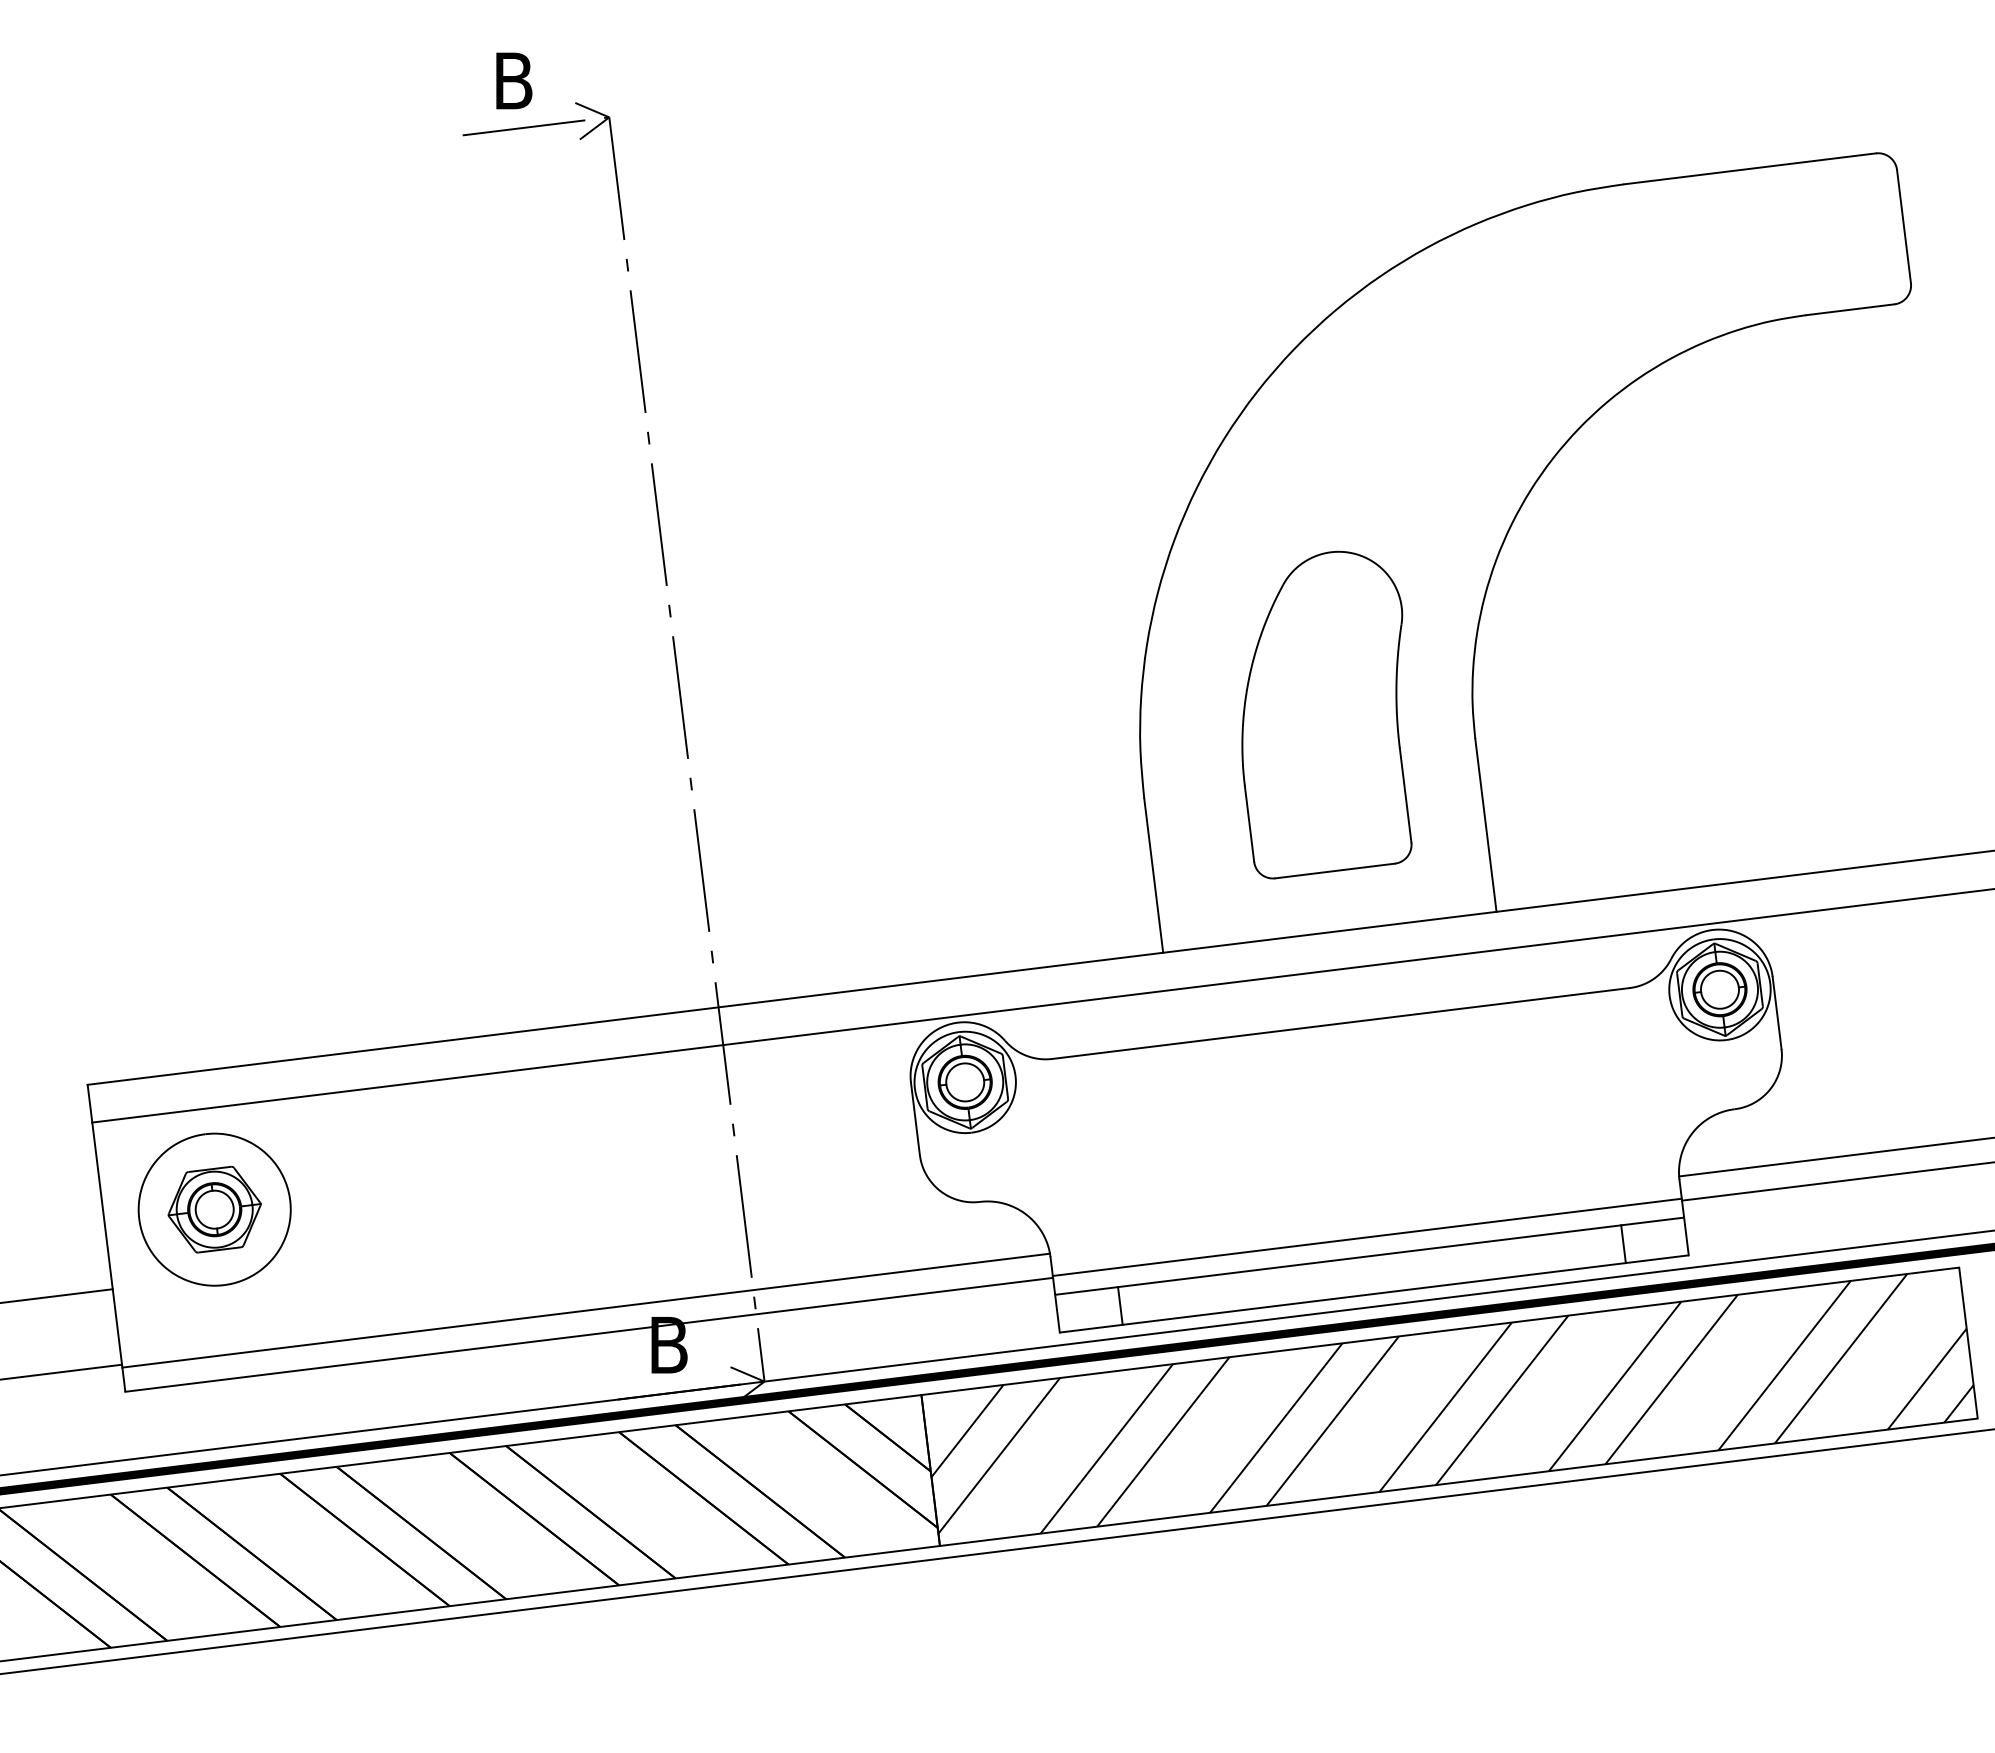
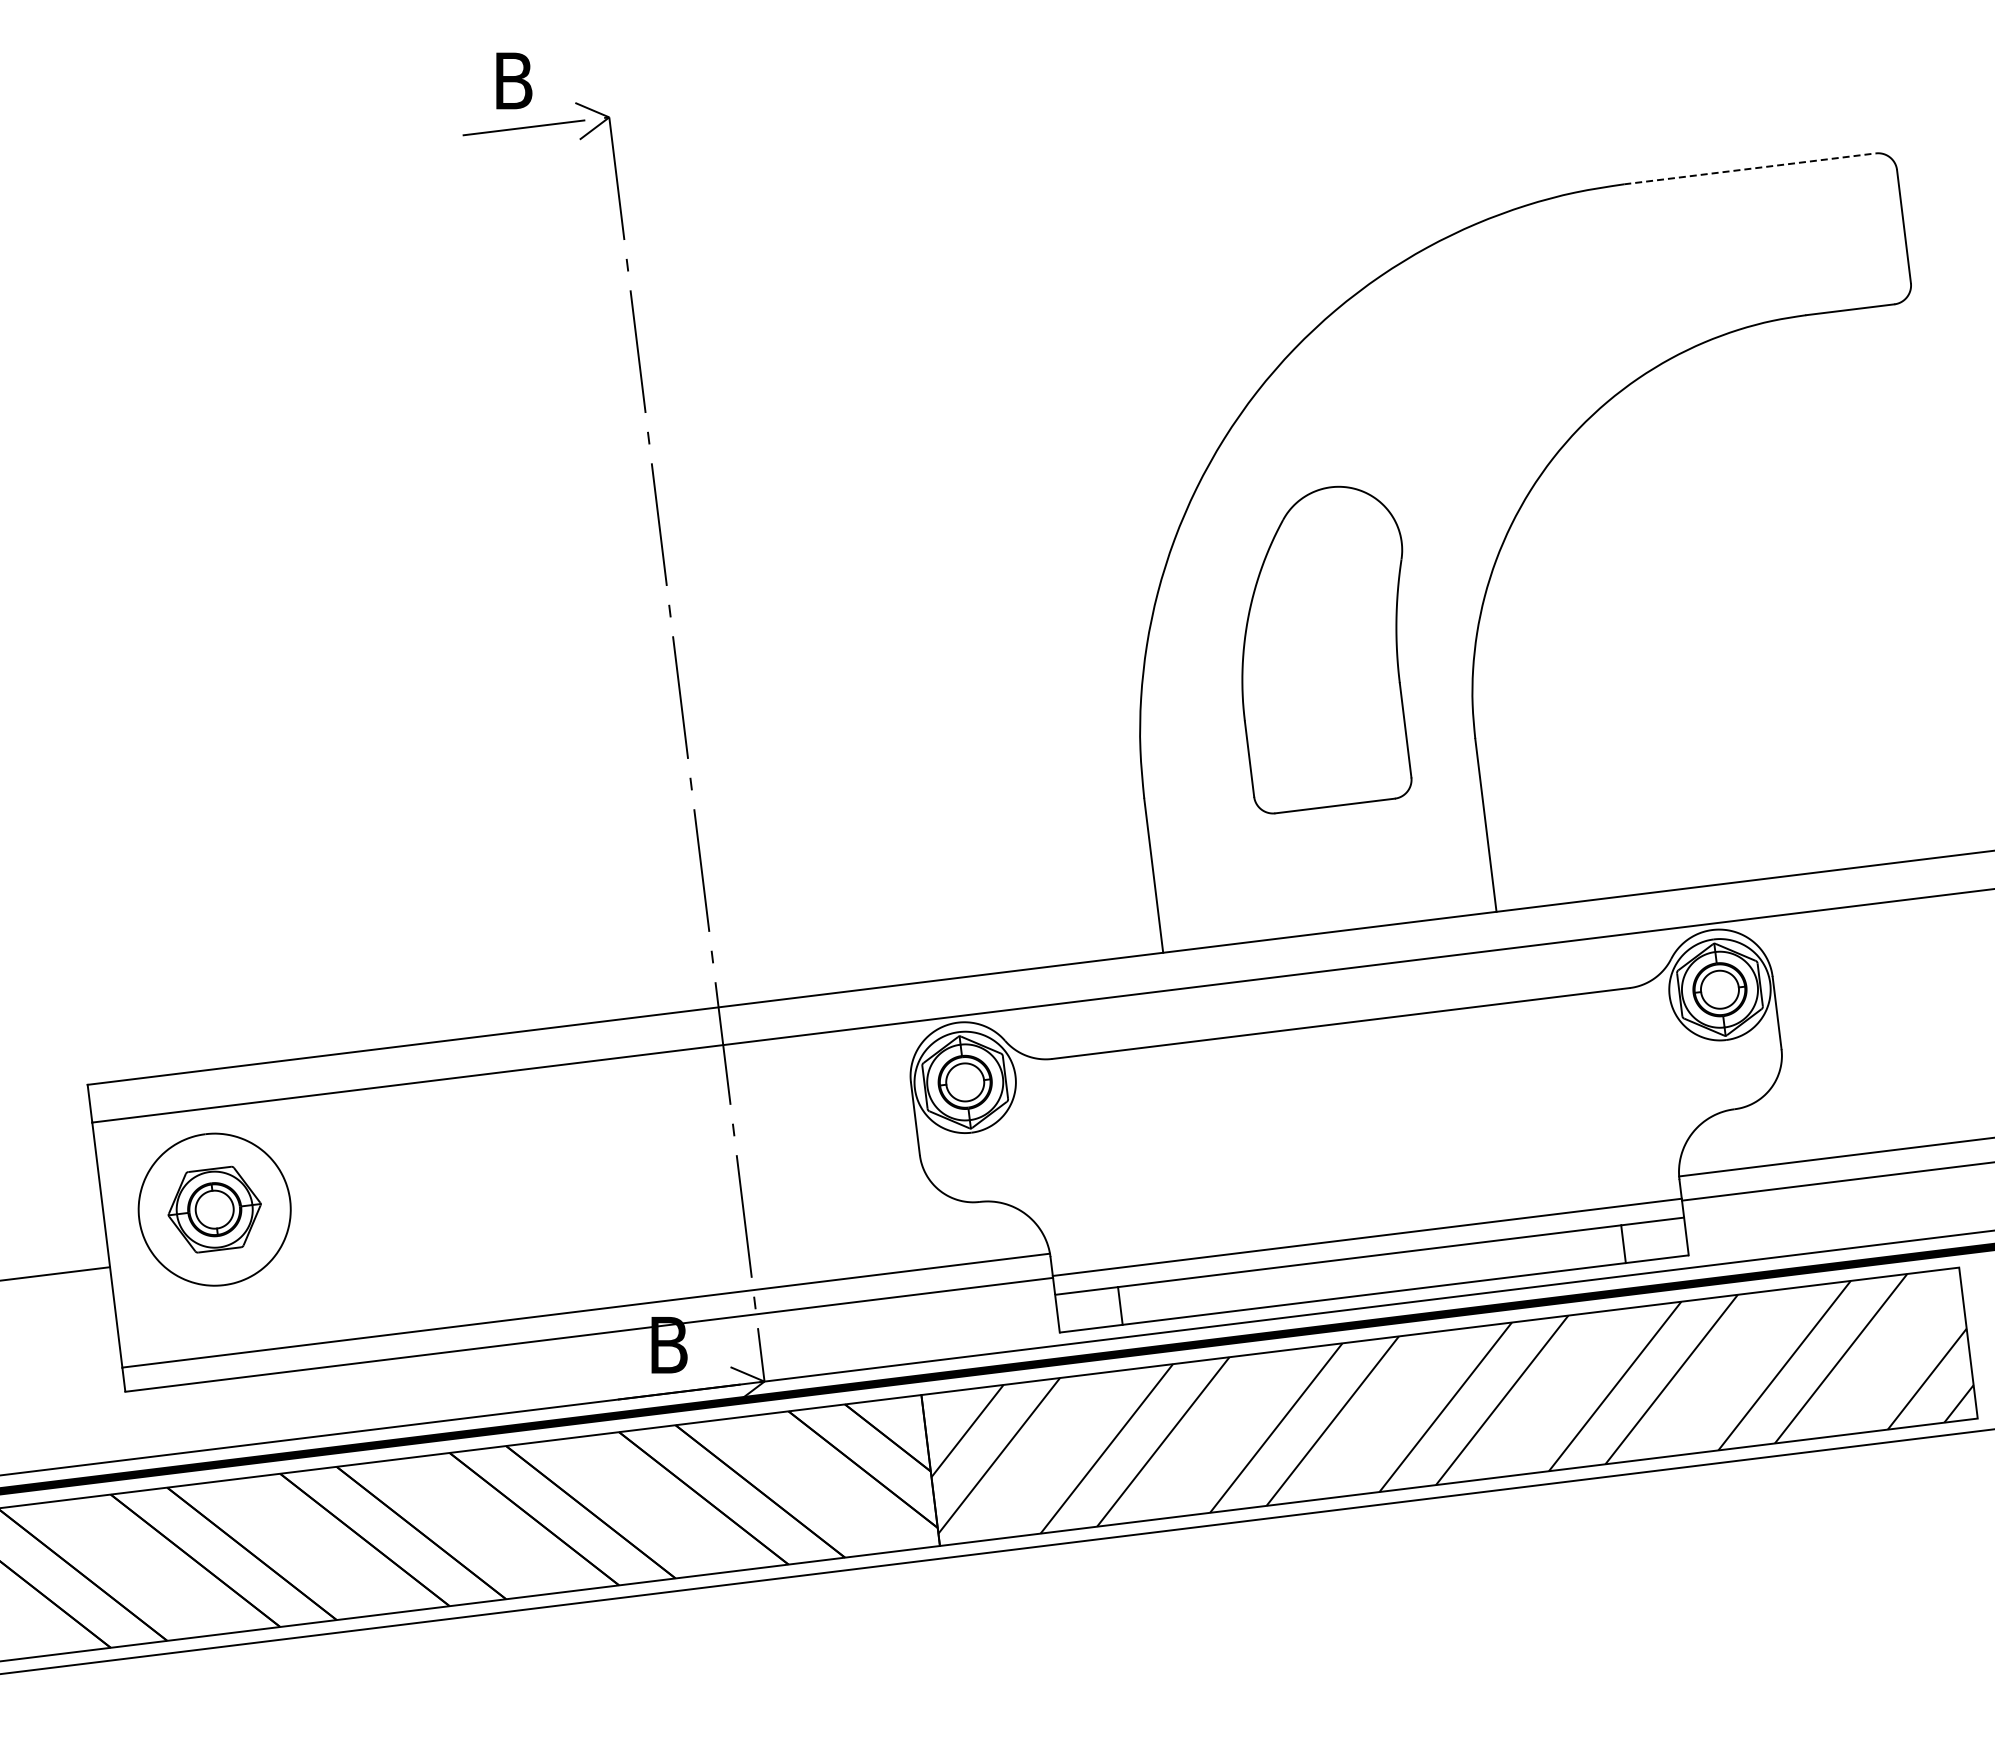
line: solid -> dashed (1750, 168)
part position: (1326, 714) -> (1326, 649) (1326, 649)
line position: (57, 1295) -> (55, 1273) (55, 1273)
line: present -> none (62, 1371)
